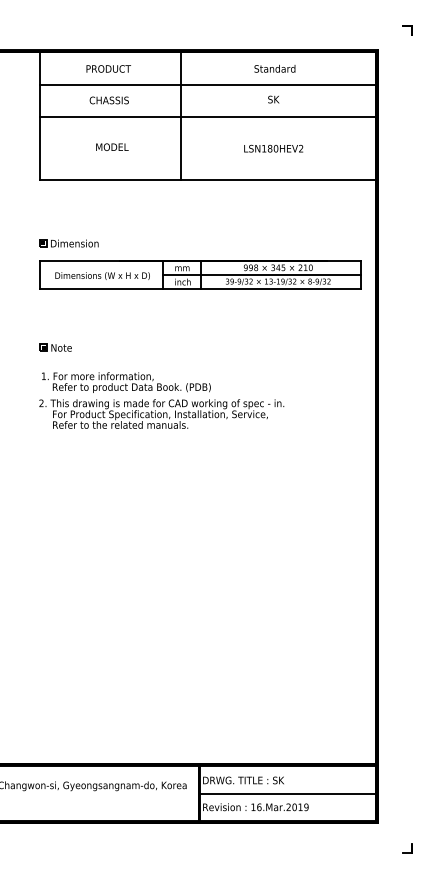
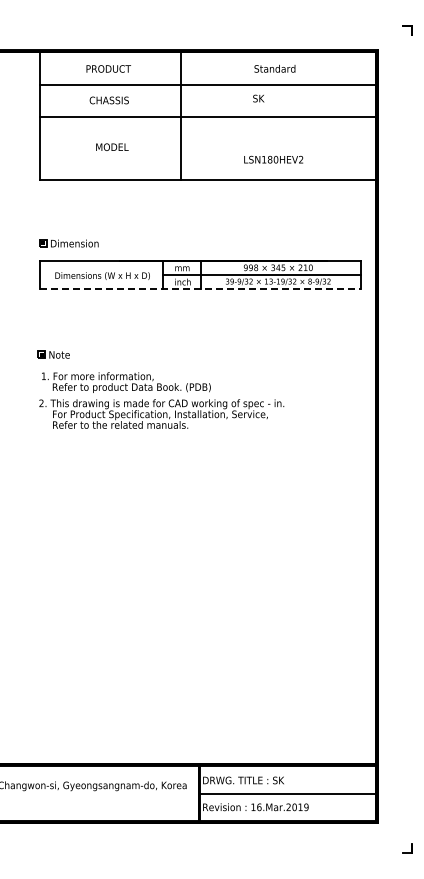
text position: (273, 99) -> (258, 98) (258, 98)
text position: (273, 148) -> (273, 159) (273, 159)
line: solid -> dashed (200, 289)
part position: (55, 347) -> (53, 354) (53, 354)
